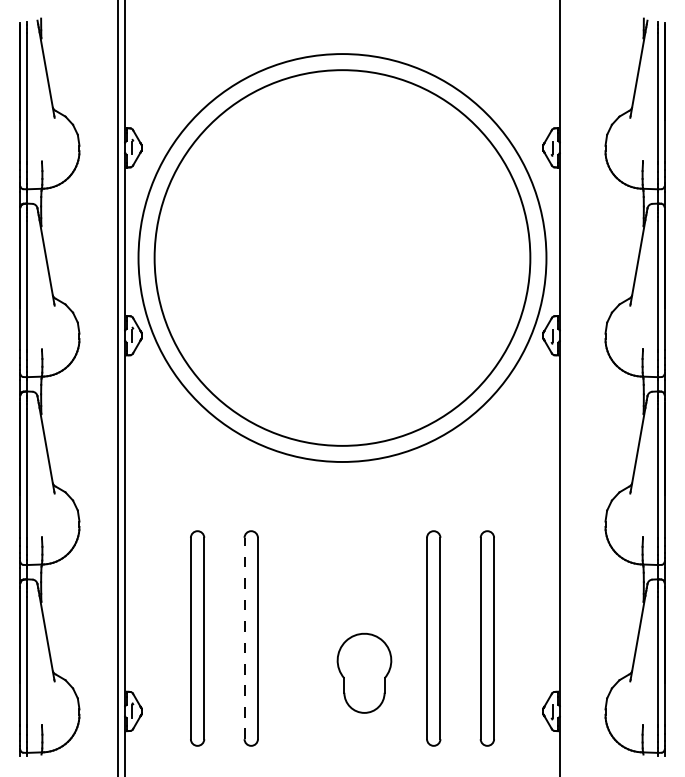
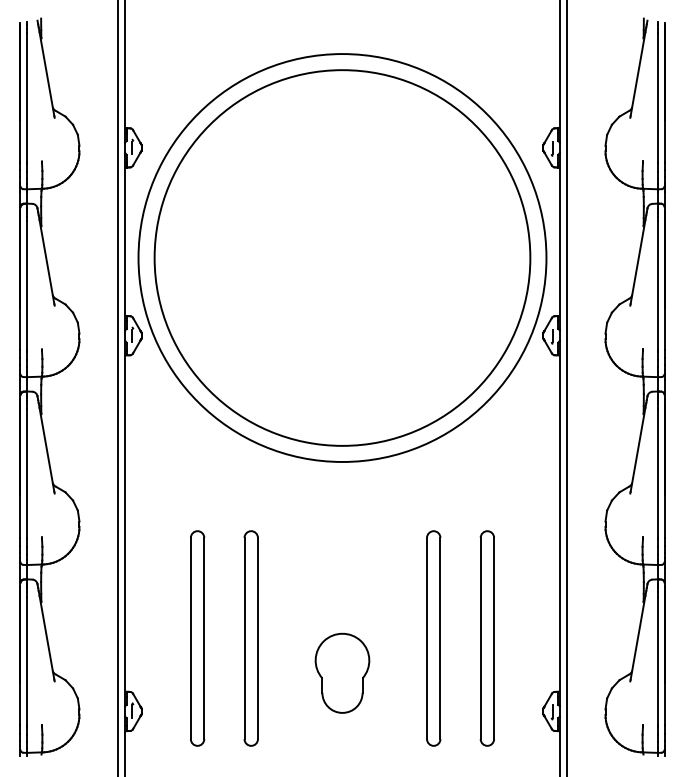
line: none -> present (566, 387)
line: dashed -> solid (244, 638)
part position: (364, 672) -> (342, 672) (342, 672)
